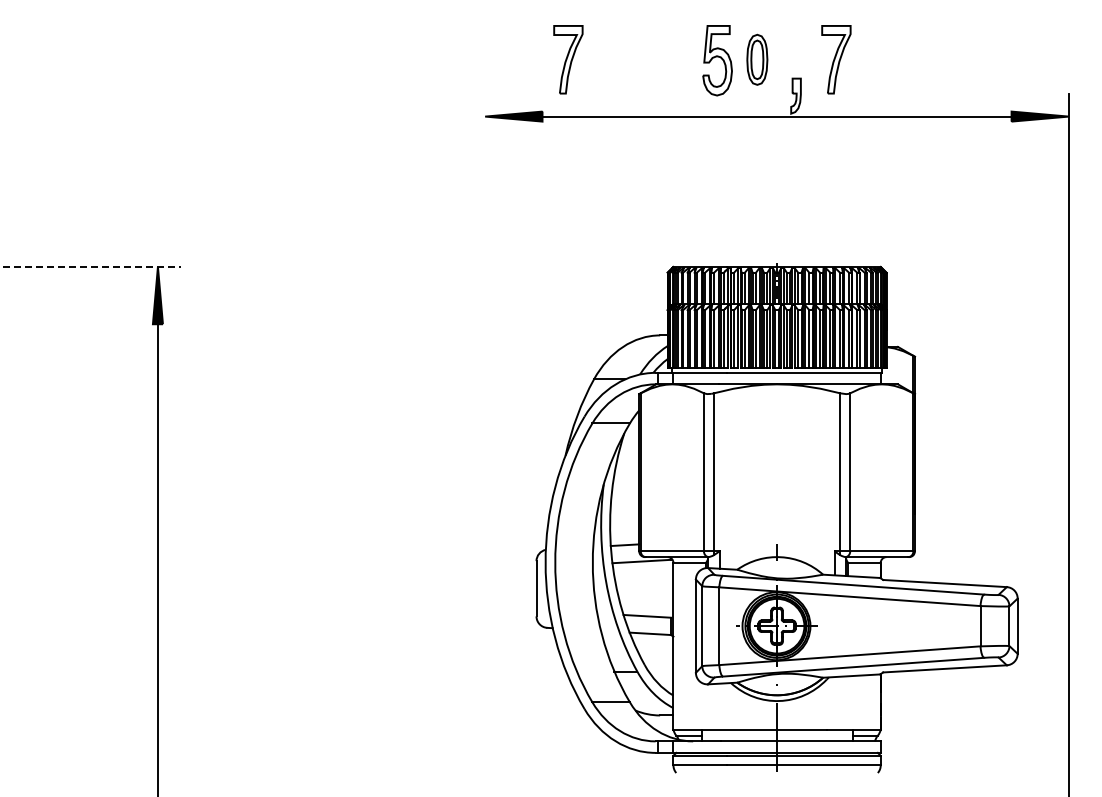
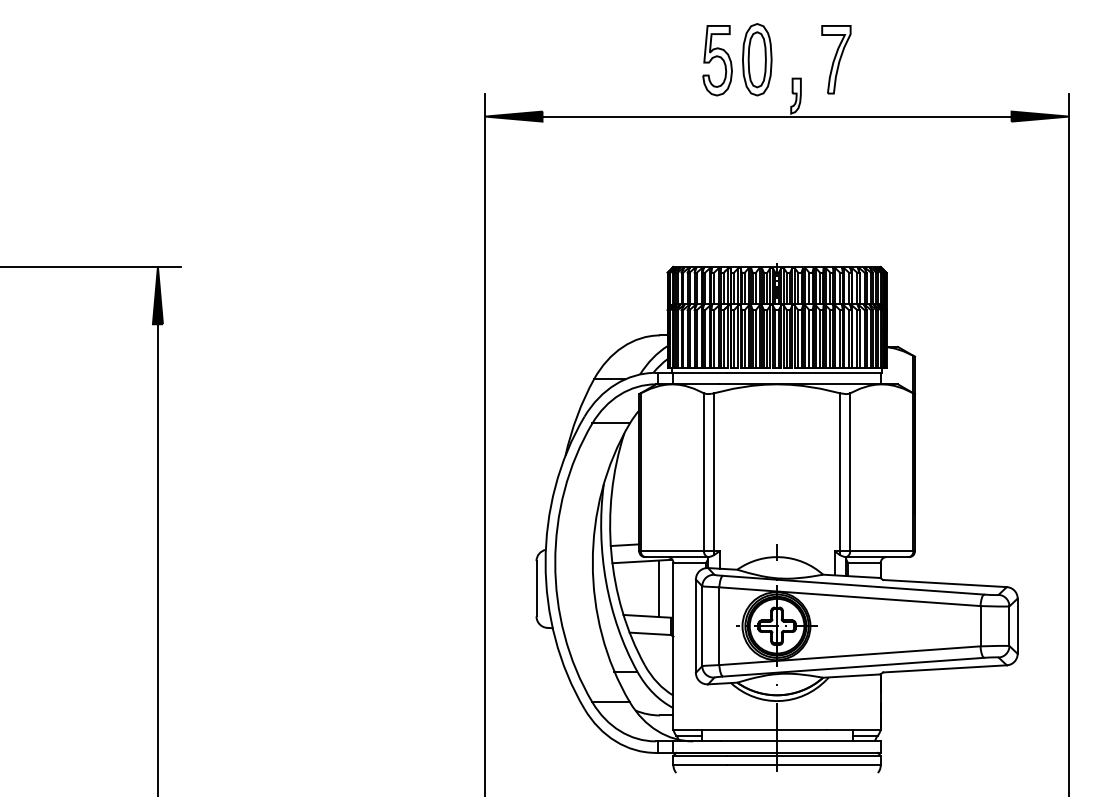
part: present -> none (568, 59)
part size: 23x53 px -> 31x74 px (757, 59)
line: dashed -> solid (91, 266)
line: none -> present (485, 443)
line: none -> present (658, 588)
